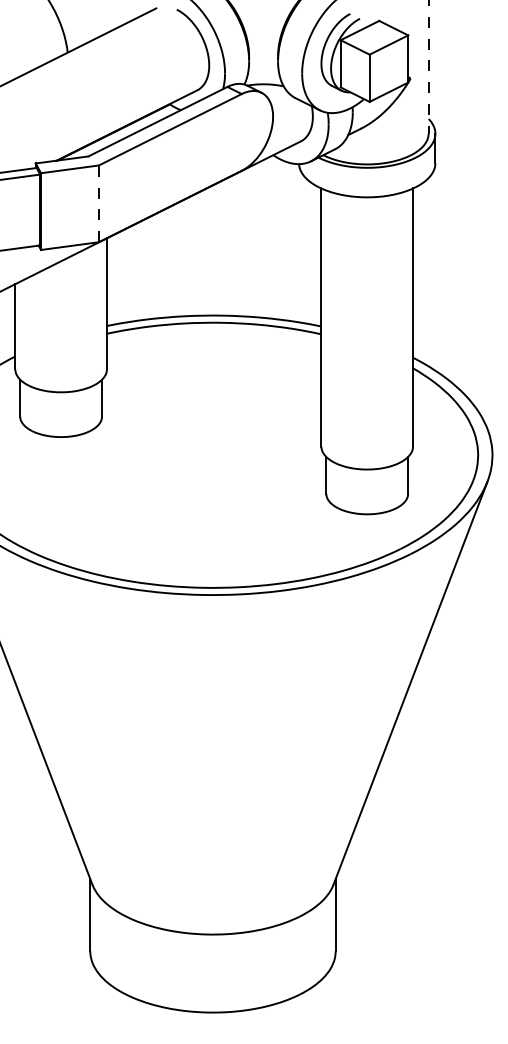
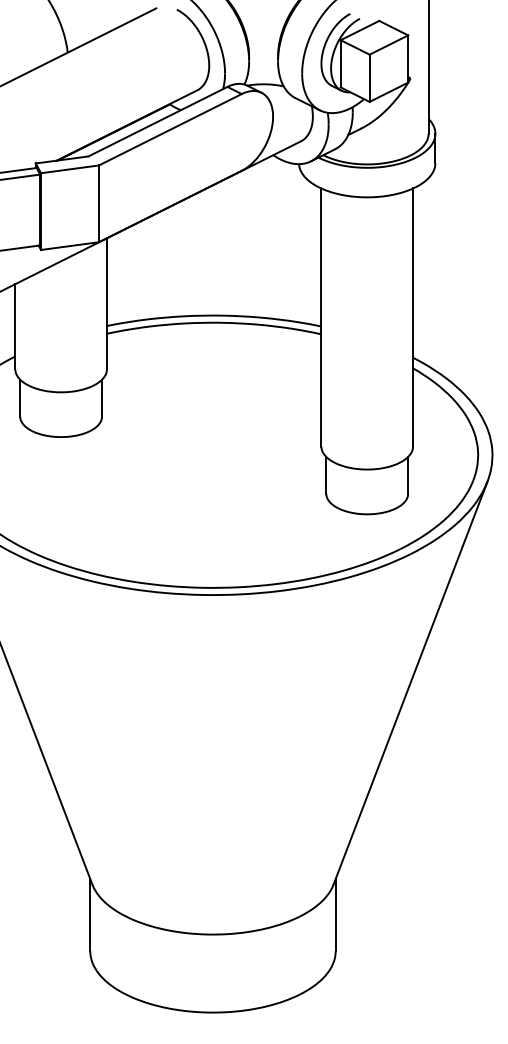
line: dashed -> solid (428, 67)
line: dashed -> solid (98, 203)
